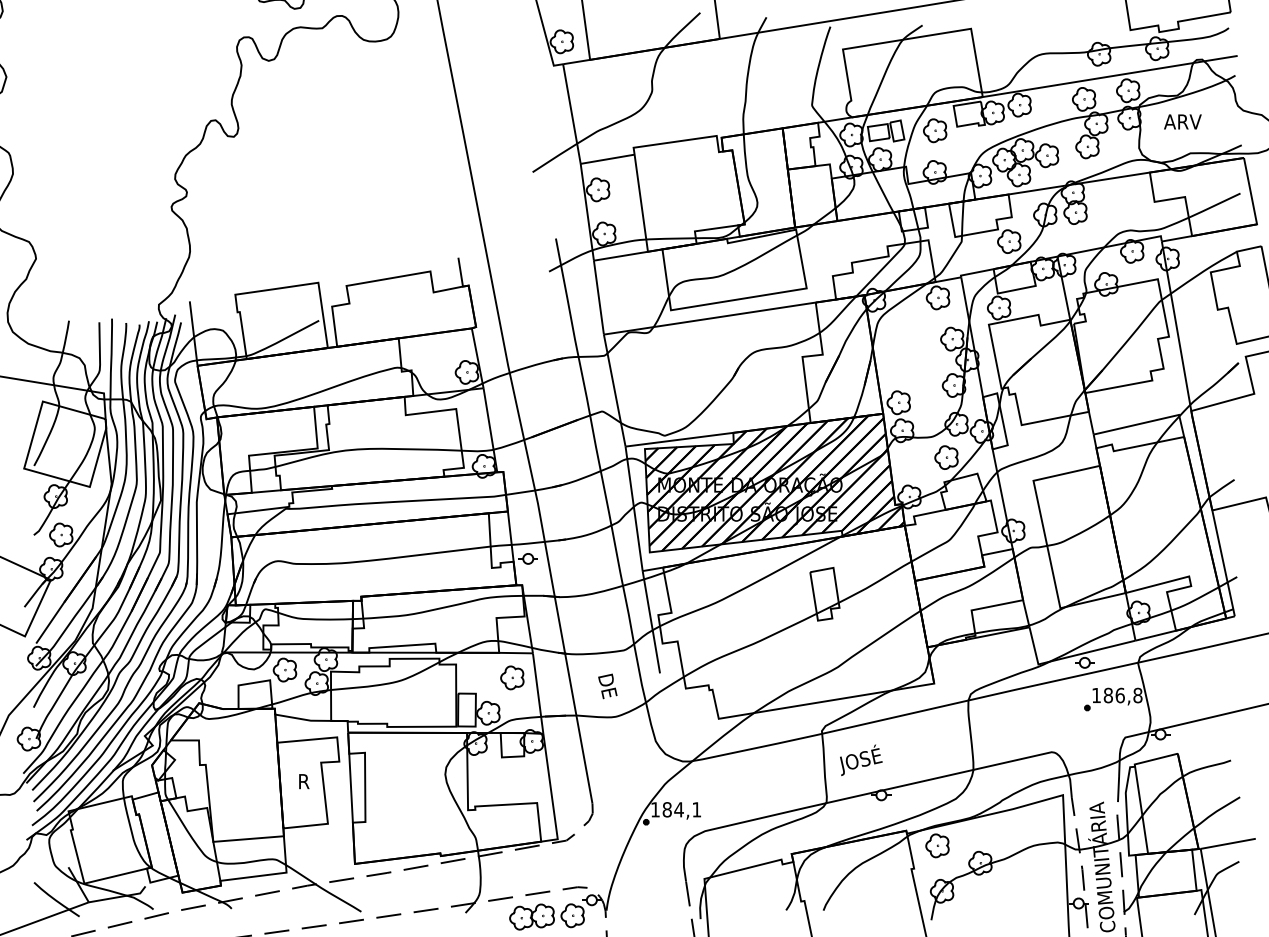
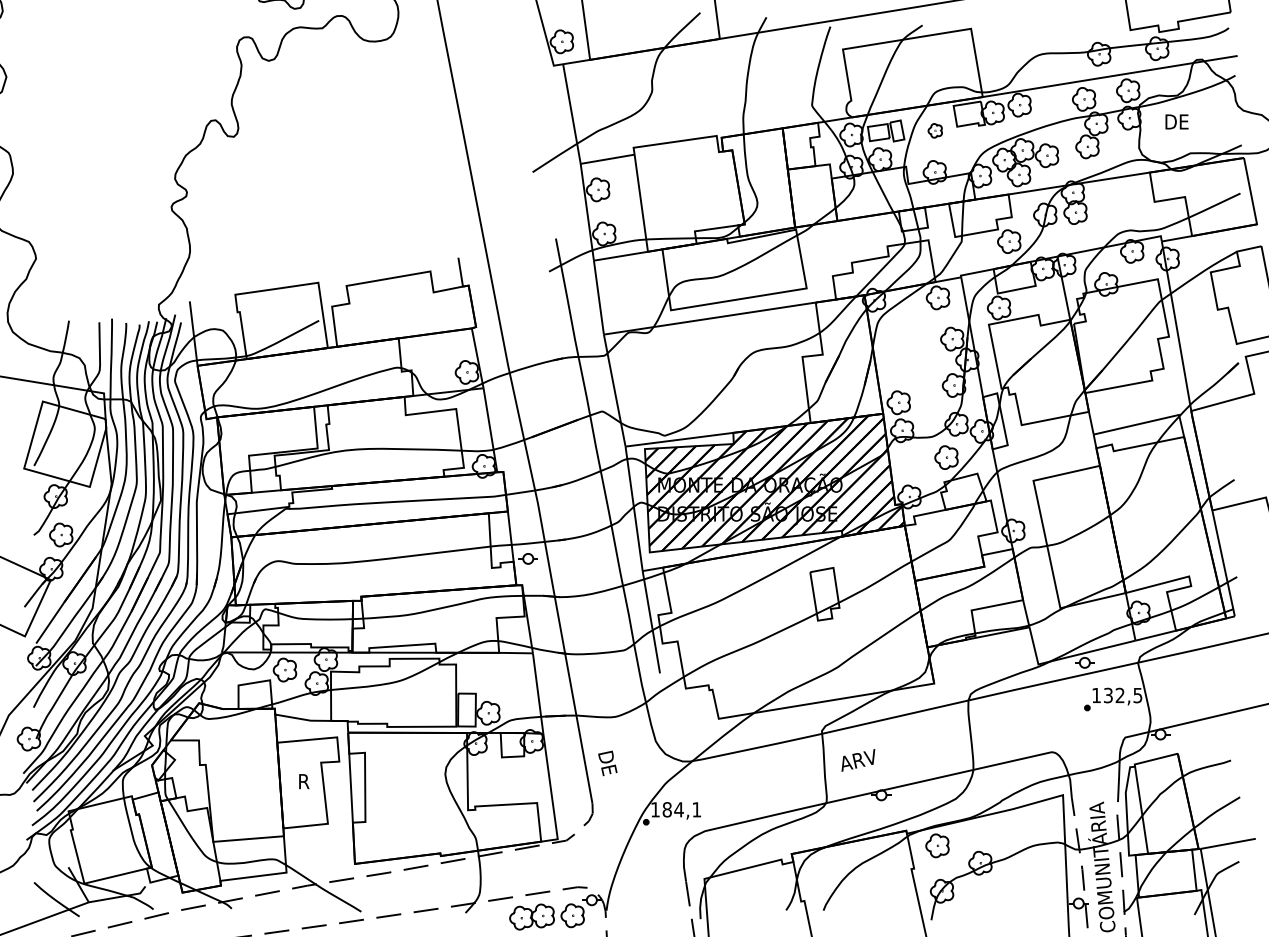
text: ARV -> DE (1182, 121)
part size: 25x26 px -> 16x16 px (934, 130)
part: present -> none (512, 677)
text position: (607, 686) -> (607, 763) (607, 763)
text: 186,8 -> 132,5 (1122, 695)
text: JOSÉ -> ARV (861, 760)
